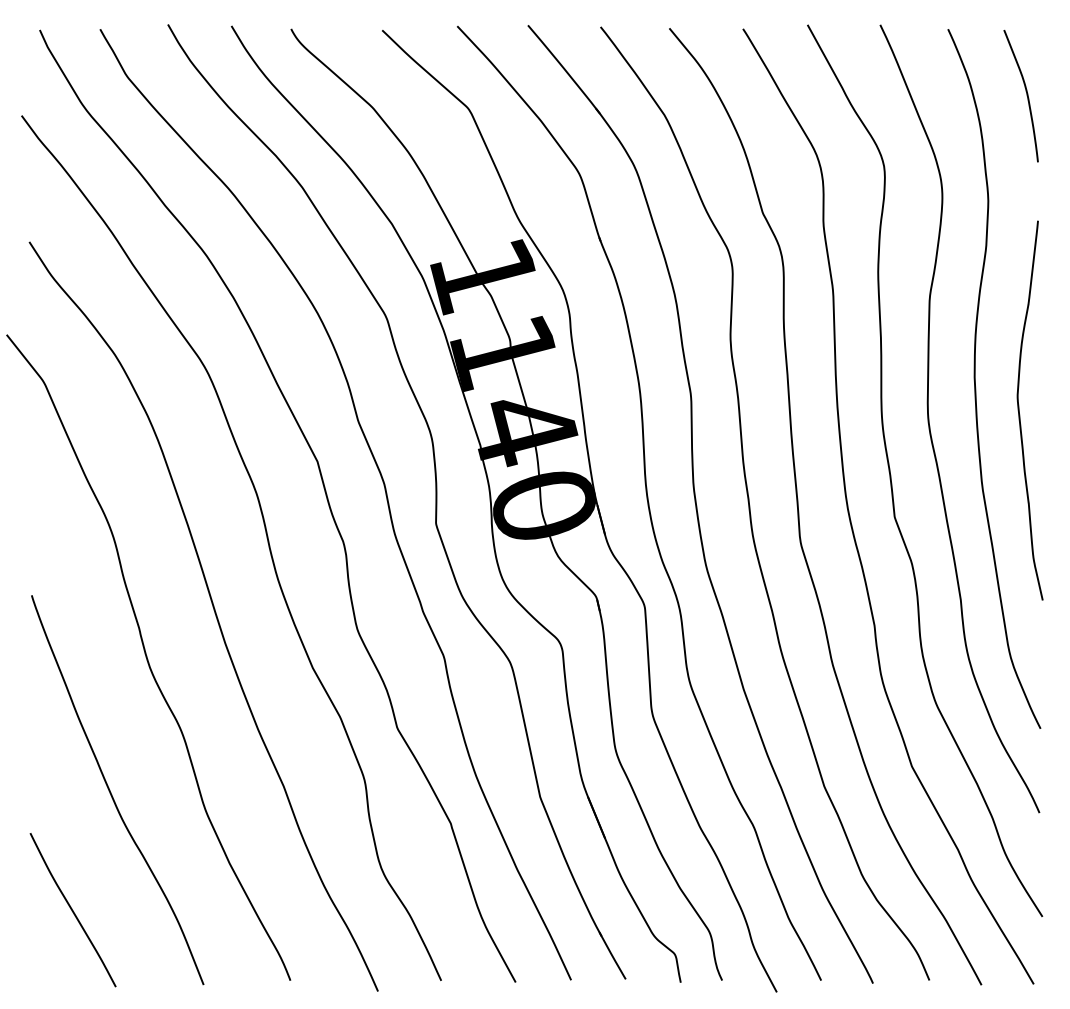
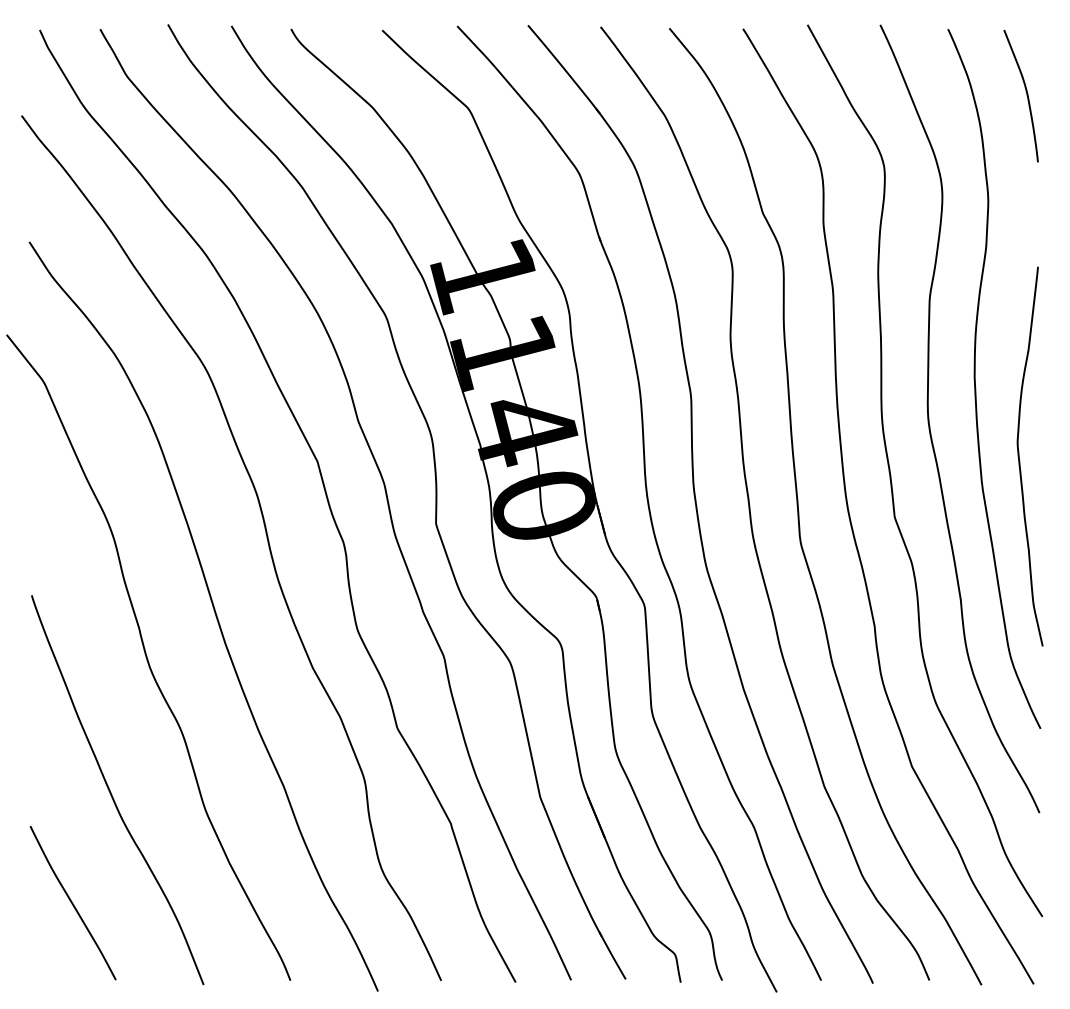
curve position: (1020, 414) -> (1020, 460) (1020, 460)
curve position: (72, 910) -> (72, 903) (72, 903)
